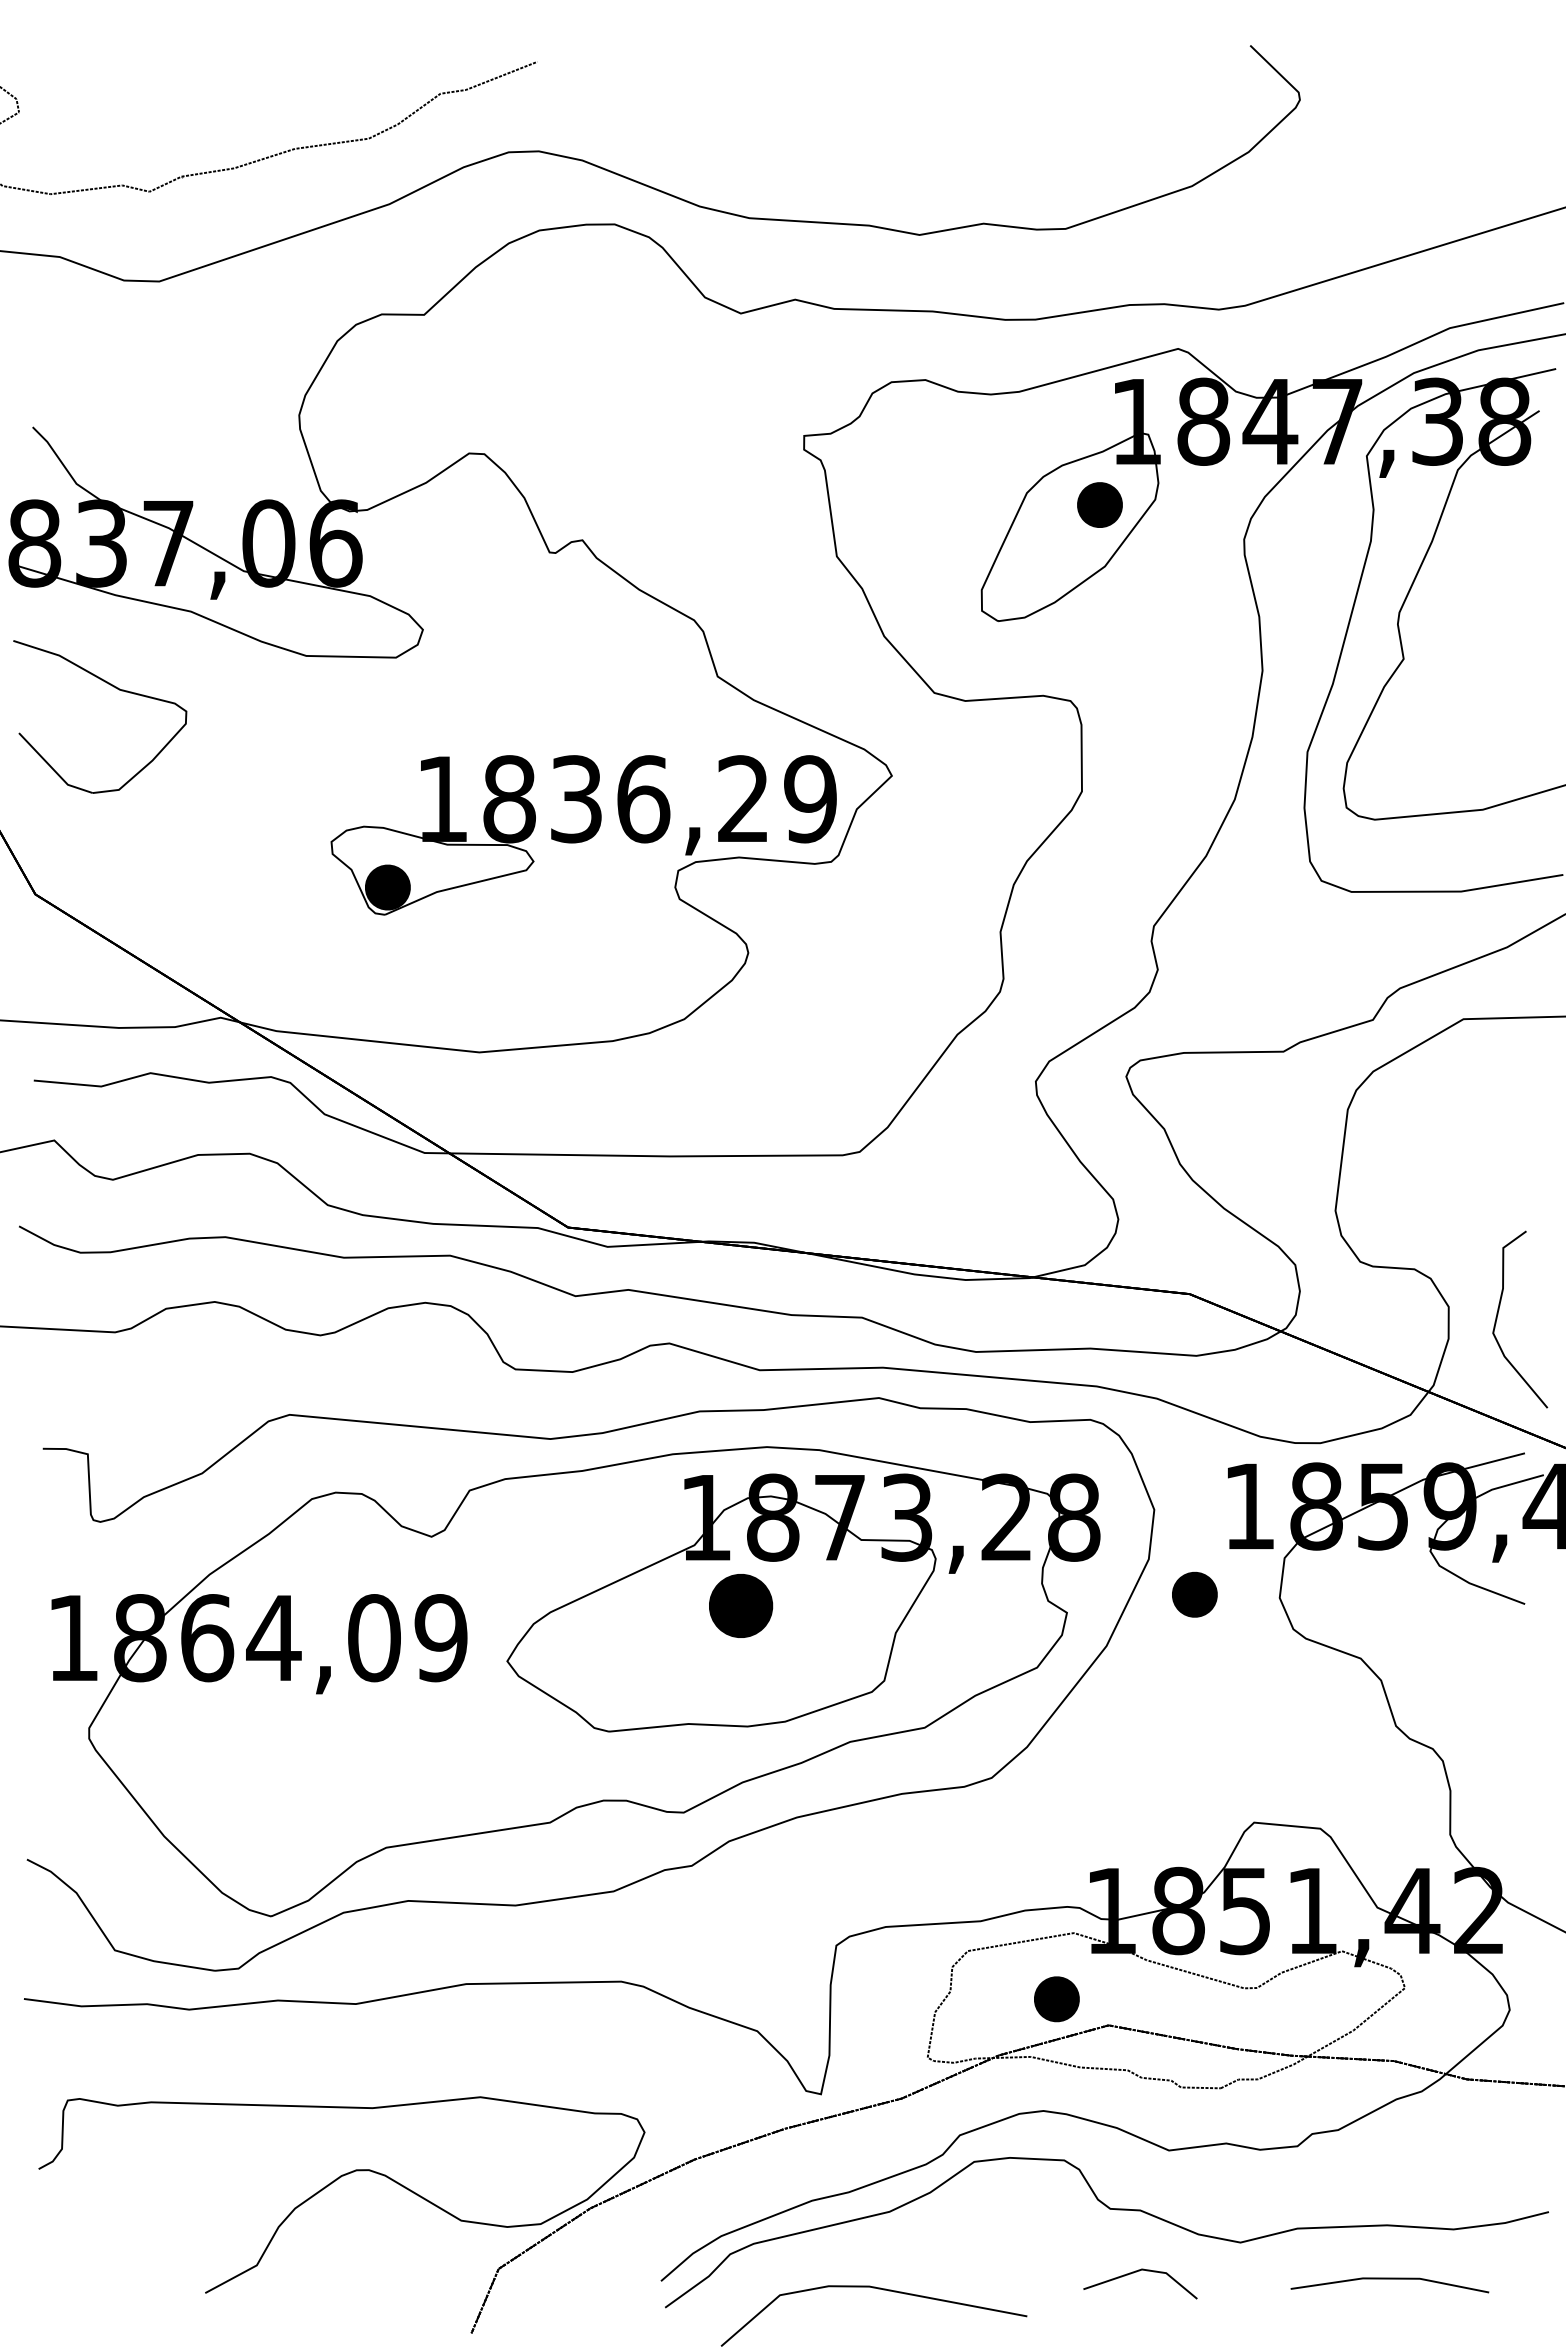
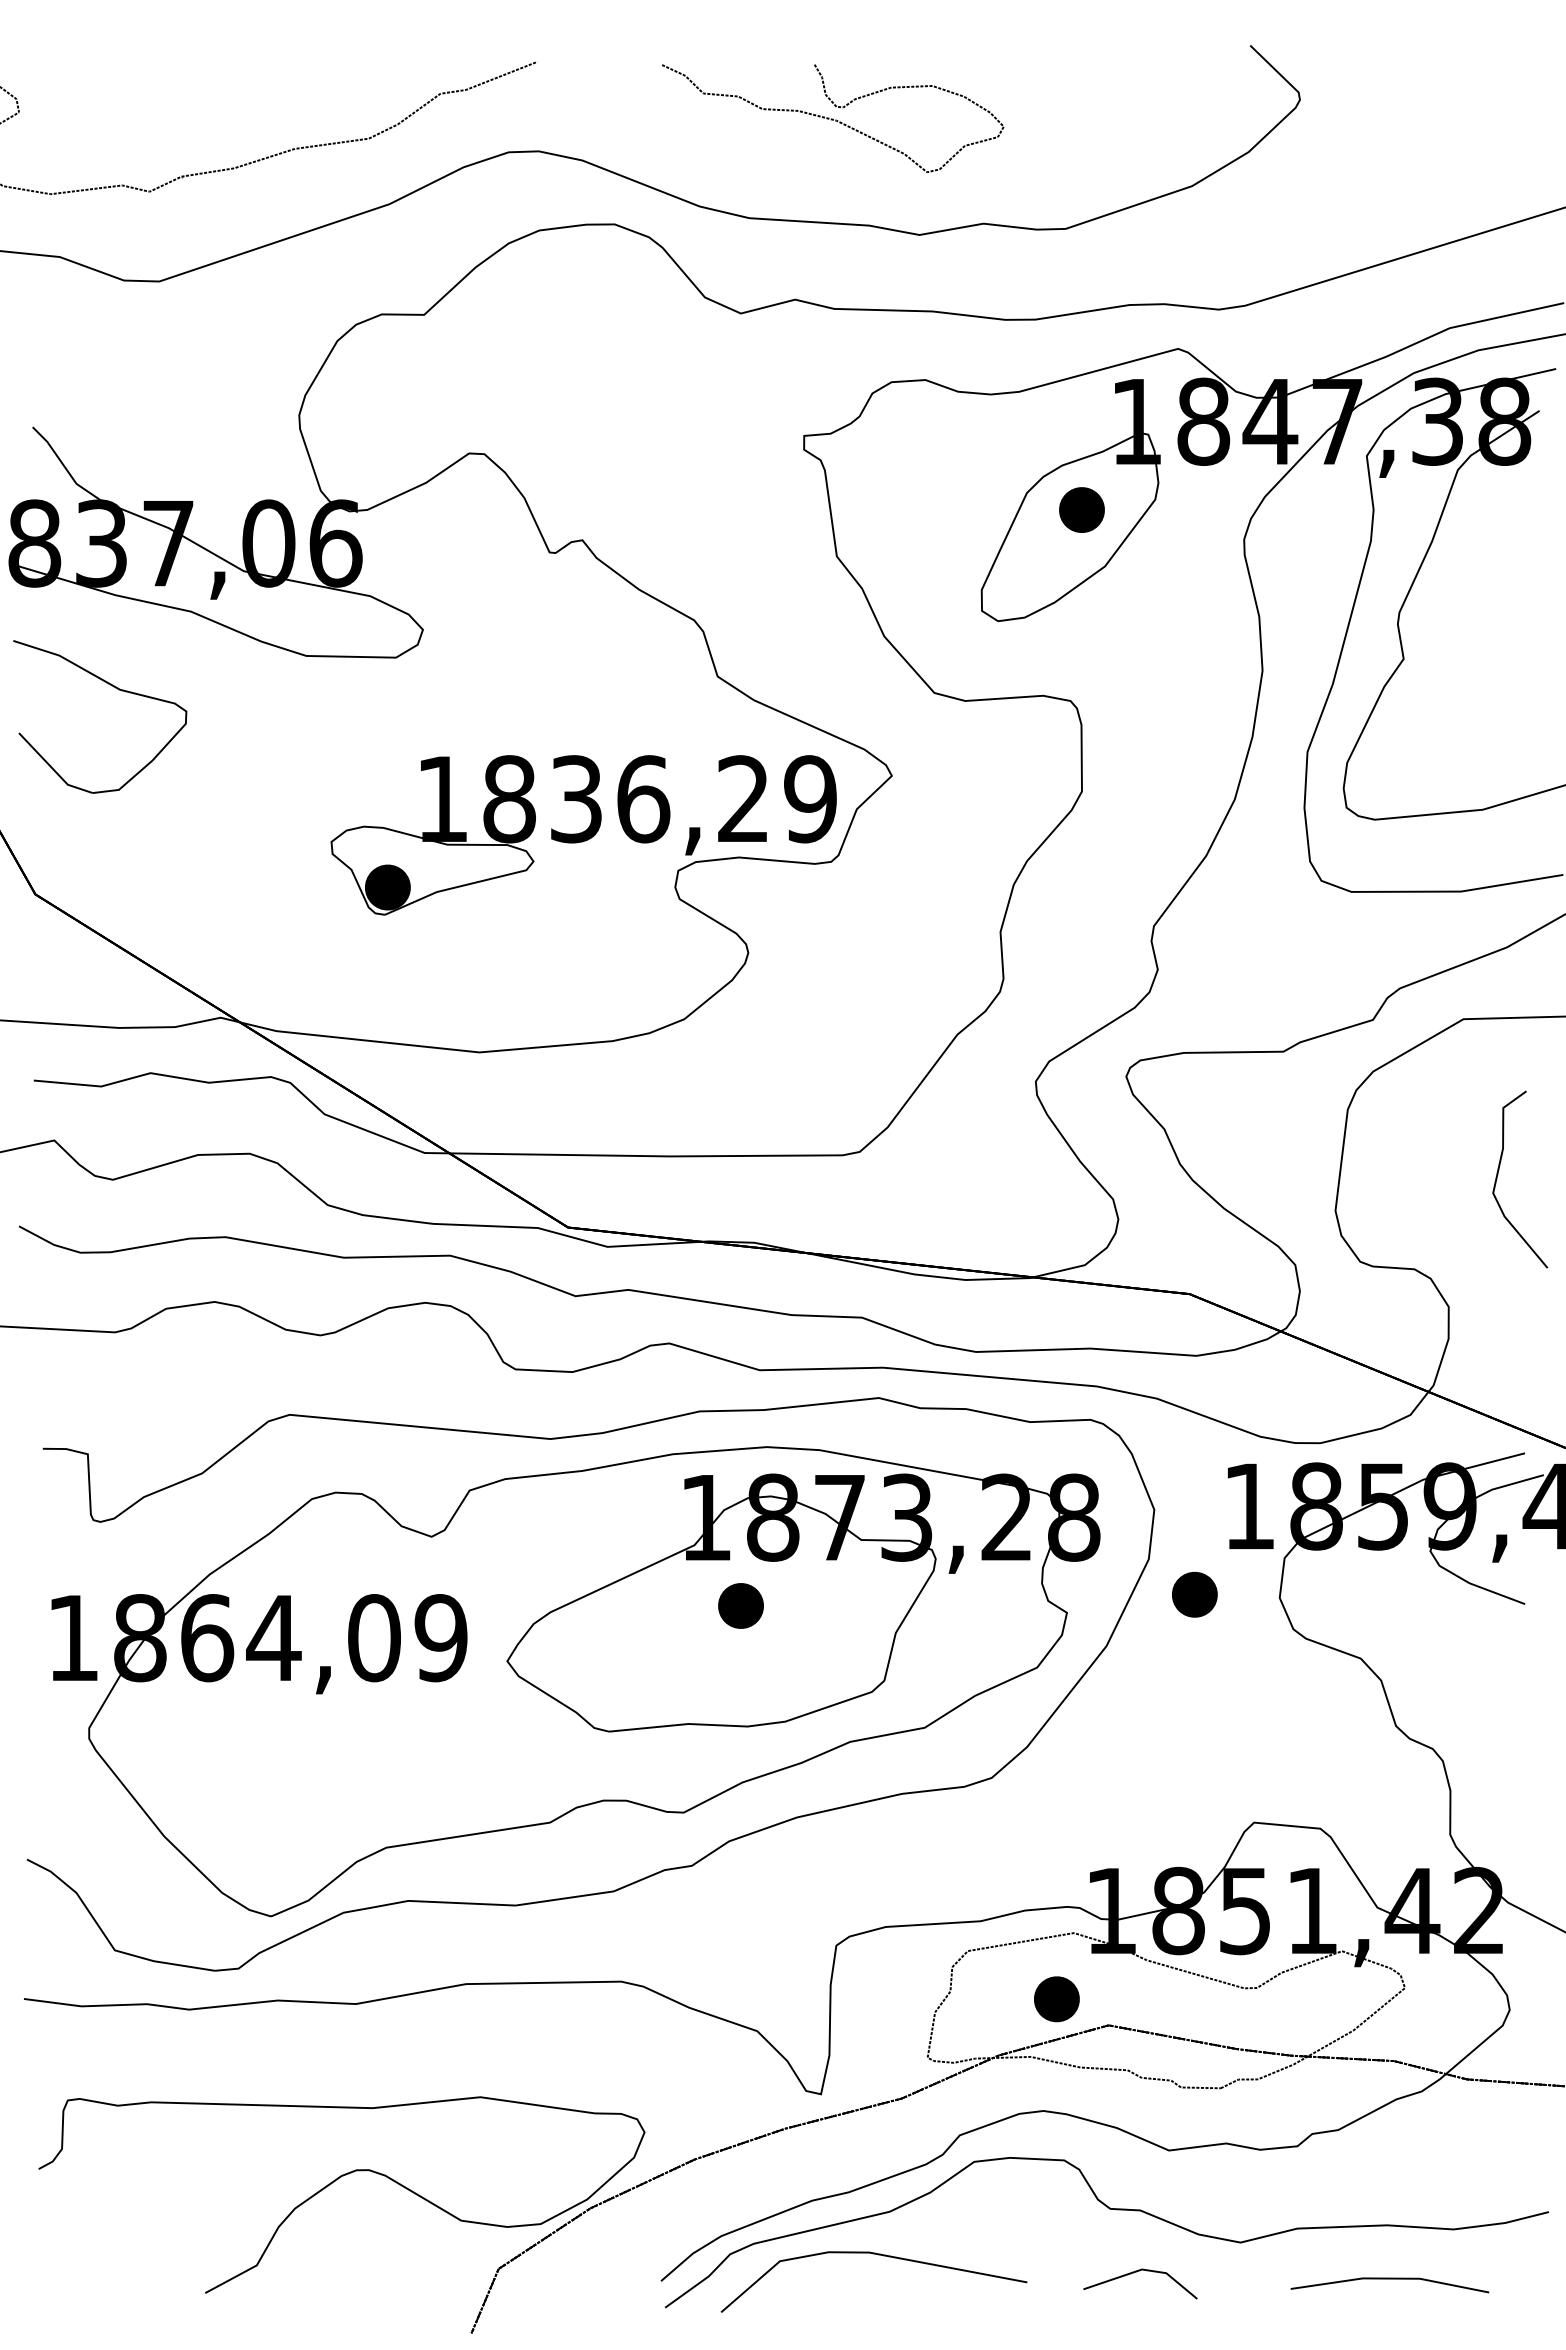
curve: none -> present (832, 118)
part position: (1099, 504) -> (1081, 509) (1081, 509)
curve position: (1498, 1314) -> (1498, 1174) (1498, 1174)
part size: 65x64 px -> 46x46 px (740, 1605)
line position: (878, 2289) -> (878, 2255) (878, 2255)
